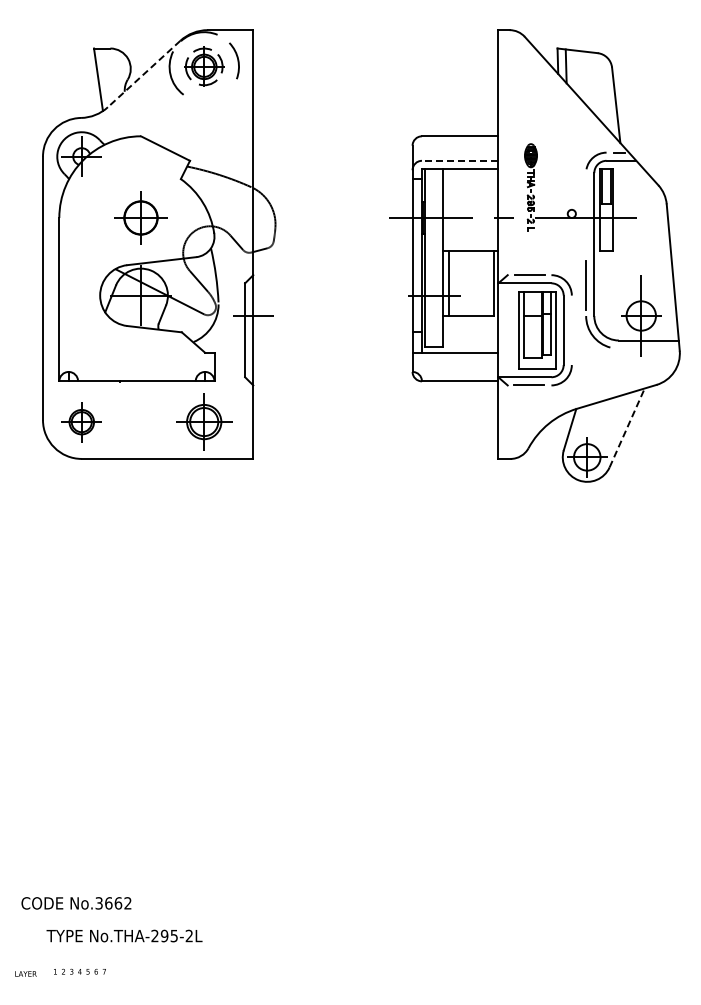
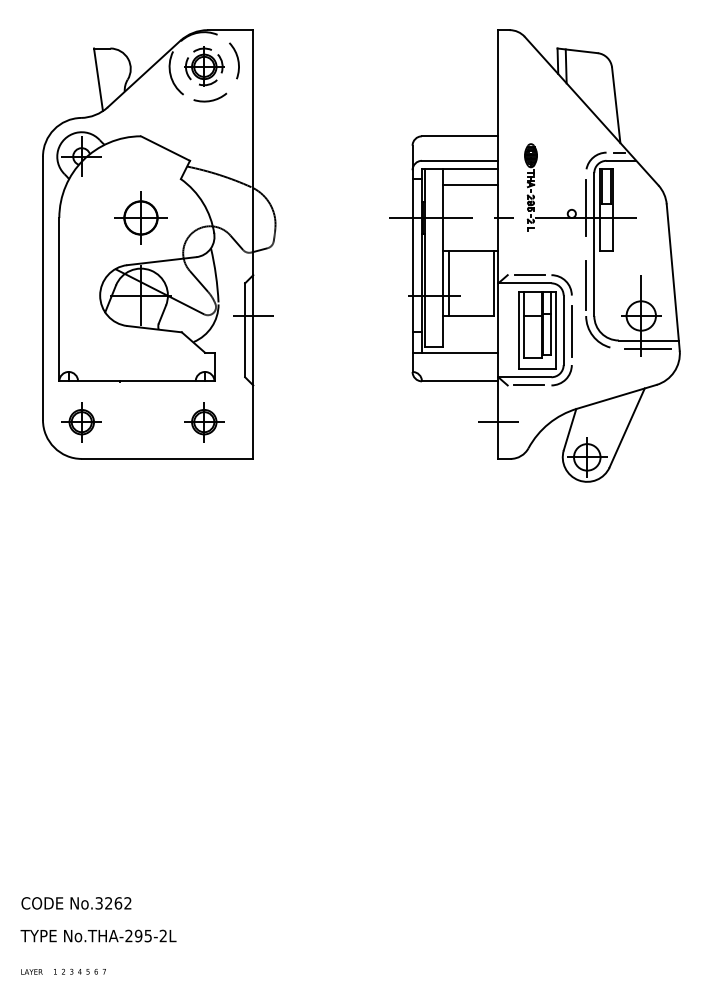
line: dashed -> solid (143, 74)
arc: none -> present (211, 99)
line: dashed -> solid (459, 160)
line: none -> present (470, 185)
line: none -> present (586, 207)
line: none -> present (571, 331)
line: none -> present (647, 348)
part size: 57x58 px -> 41x41 px (204, 422)
line: none -> present (497, 422)
line: dashed -> solid (627, 427)
text: No.3662 -> No.3262 (108, 903)
text position: (124, 935) -> (98, 935) (98, 935)
text position: (25, 973) -> (31, 971) (31, 971)
